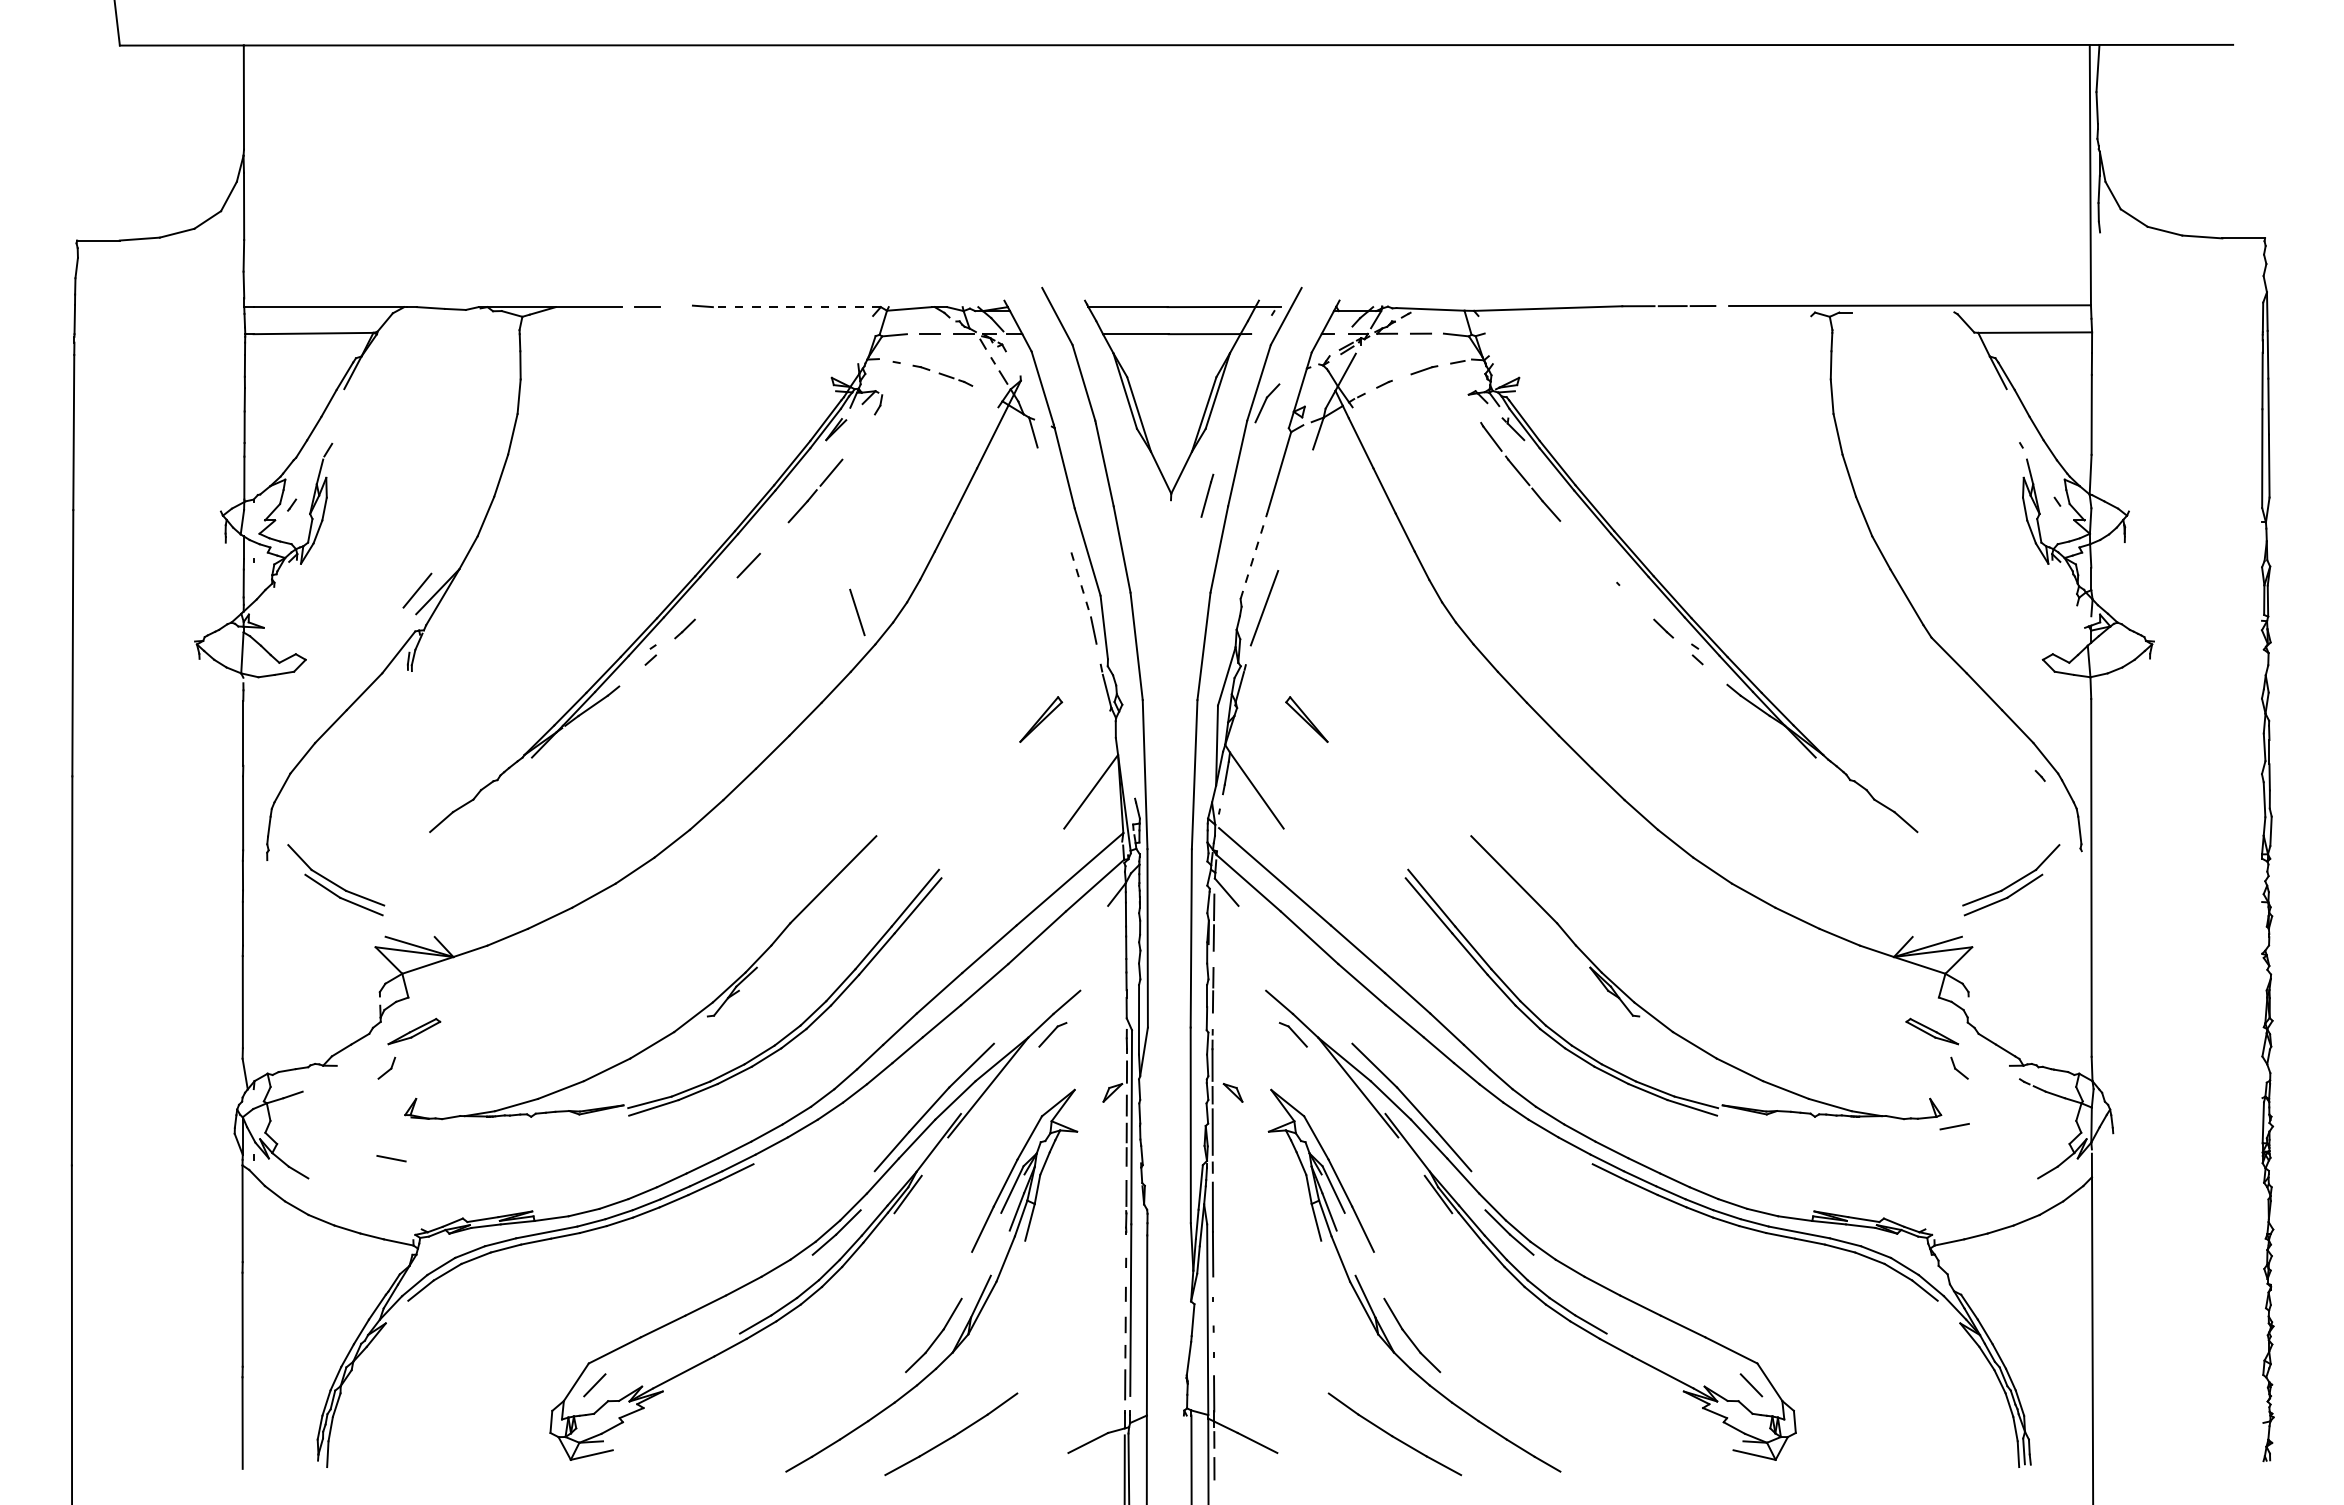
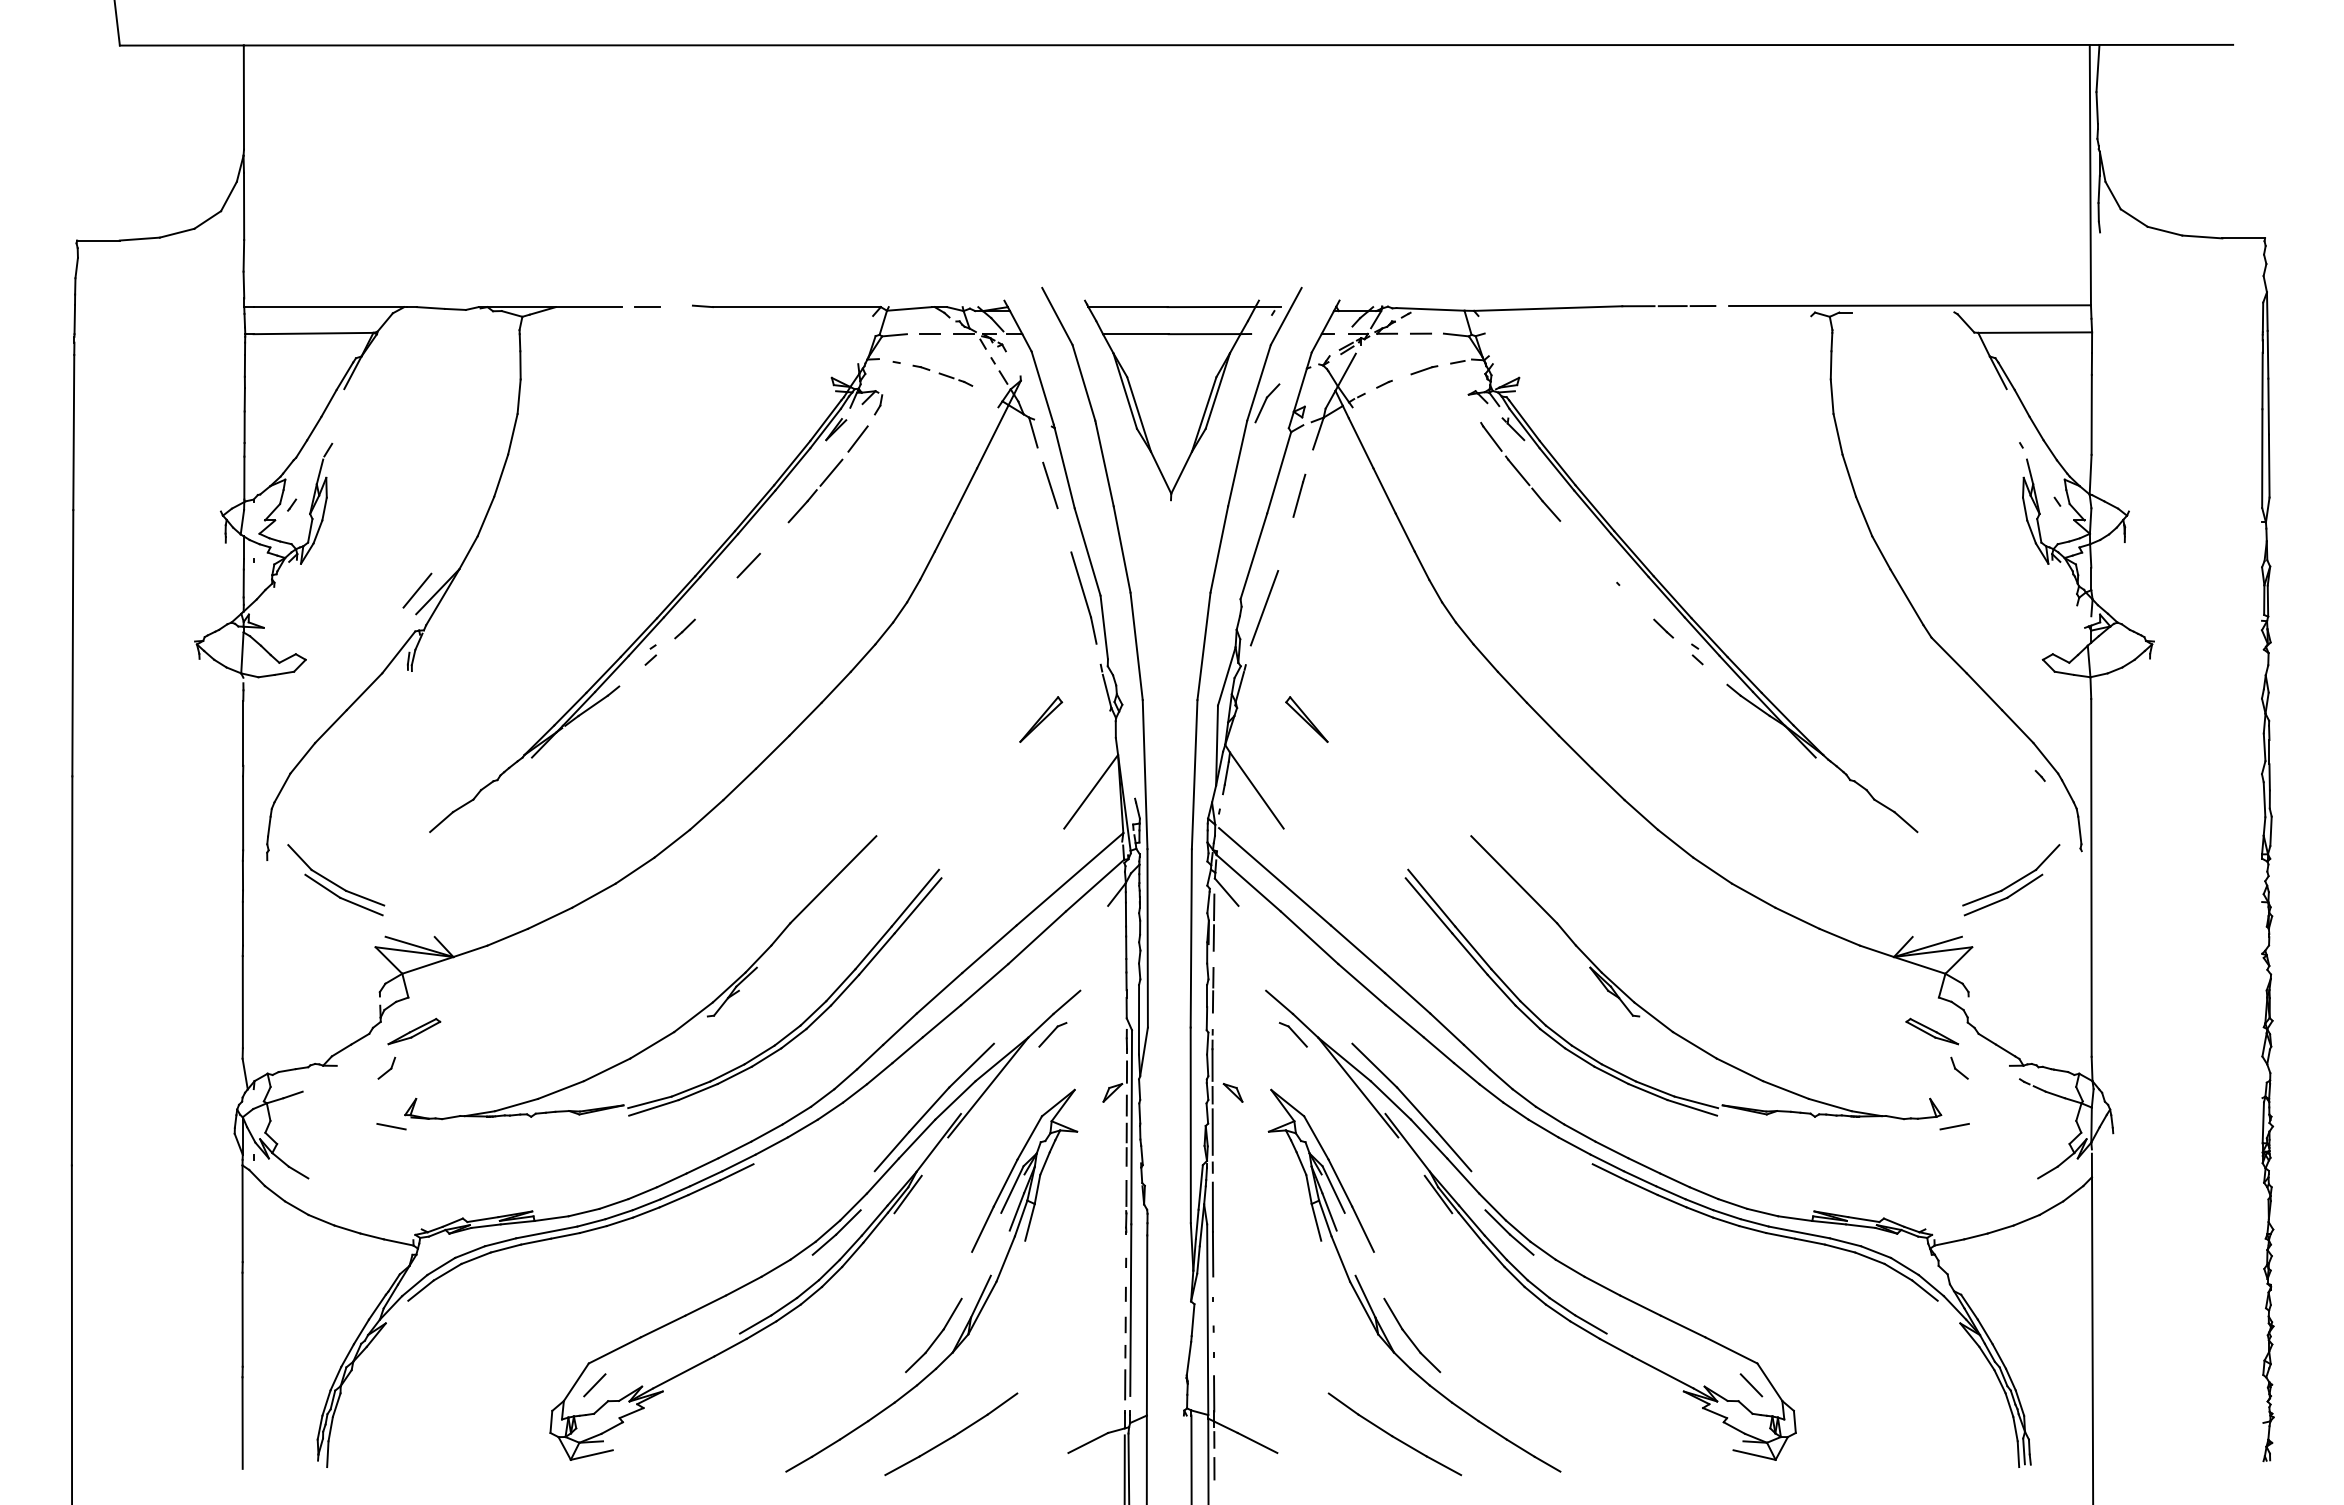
line: dashed -> solid (796, 307)
line: none -> present (857, 438)
line position: (1207, 495) -> (1299, 495) (1299, 495)
line: dashed -> solid (1253, 556)
line: dashed -> solid (1081, 584)
line position: (857, 612) -> (1050, 485) (1050, 485)
line position: (391, 1158) -> (391, 1126) (391, 1126)
